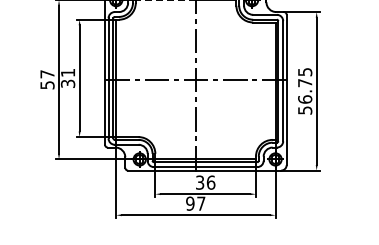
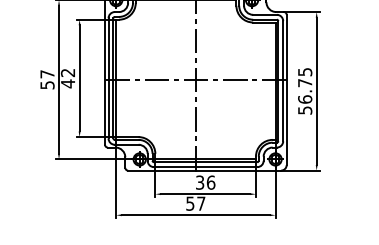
line: dashed -> solid (165, 0)
text: 31 -> 42 (67, 78)
text: 97 -> 57 (190, 203)
